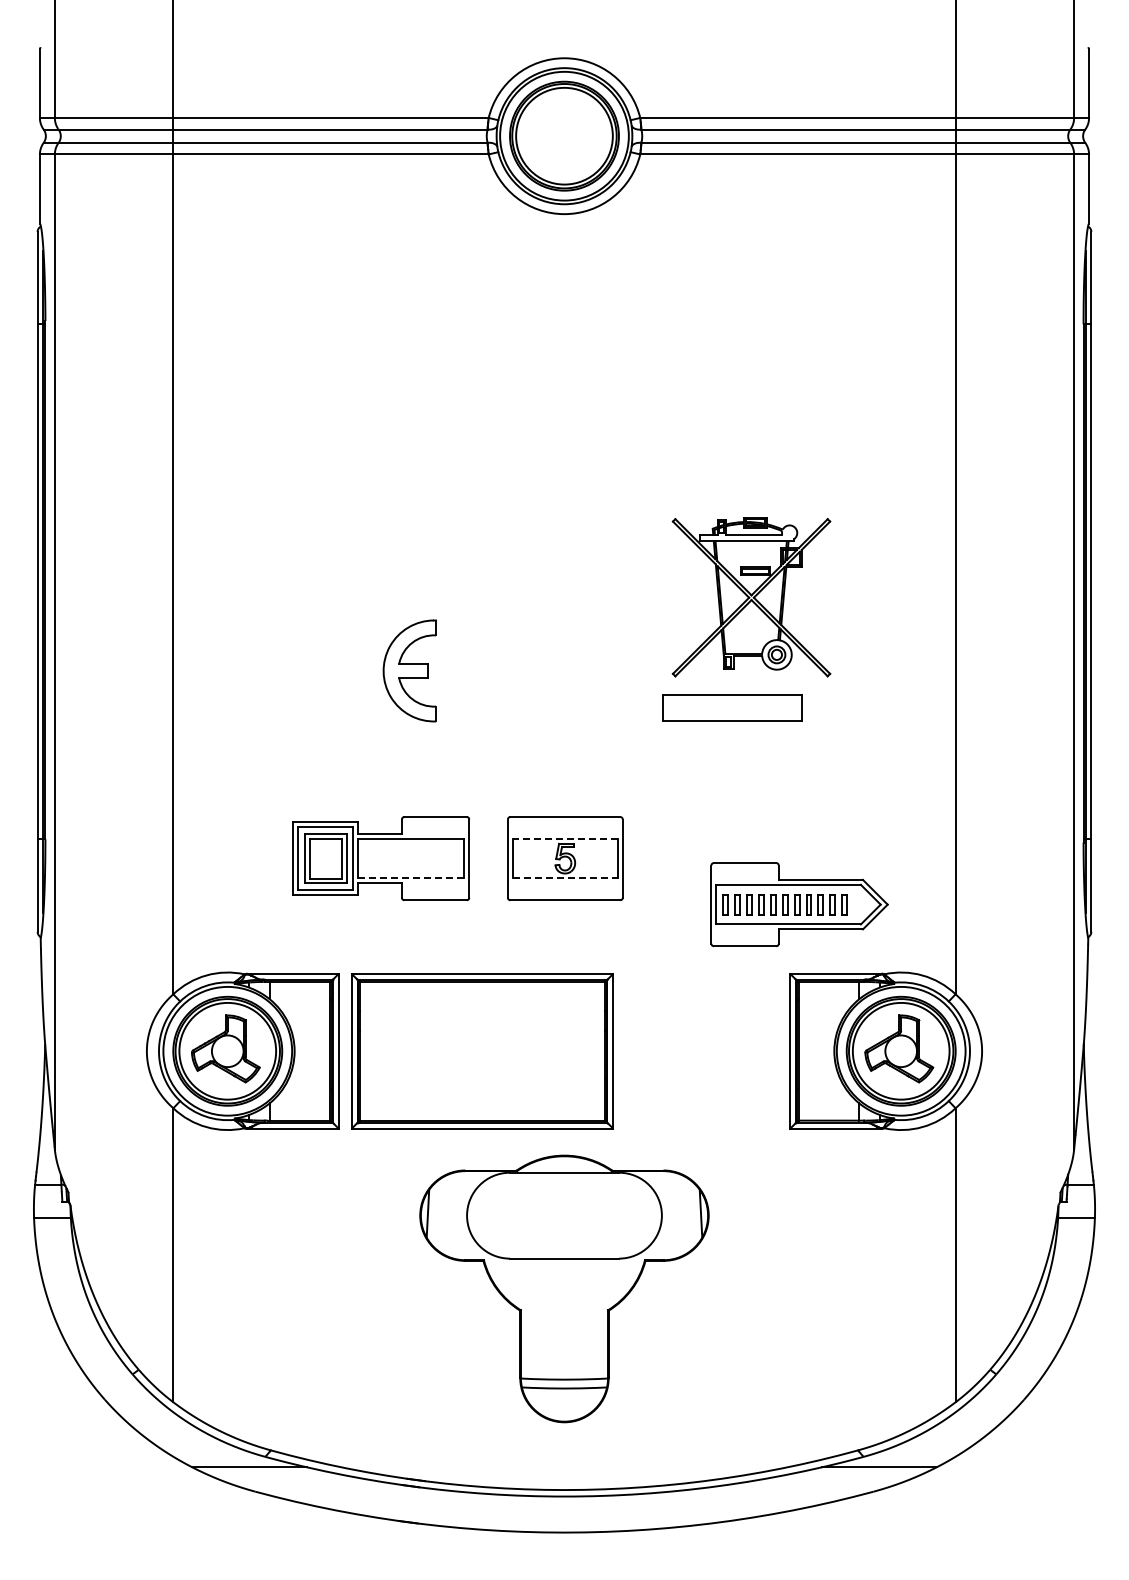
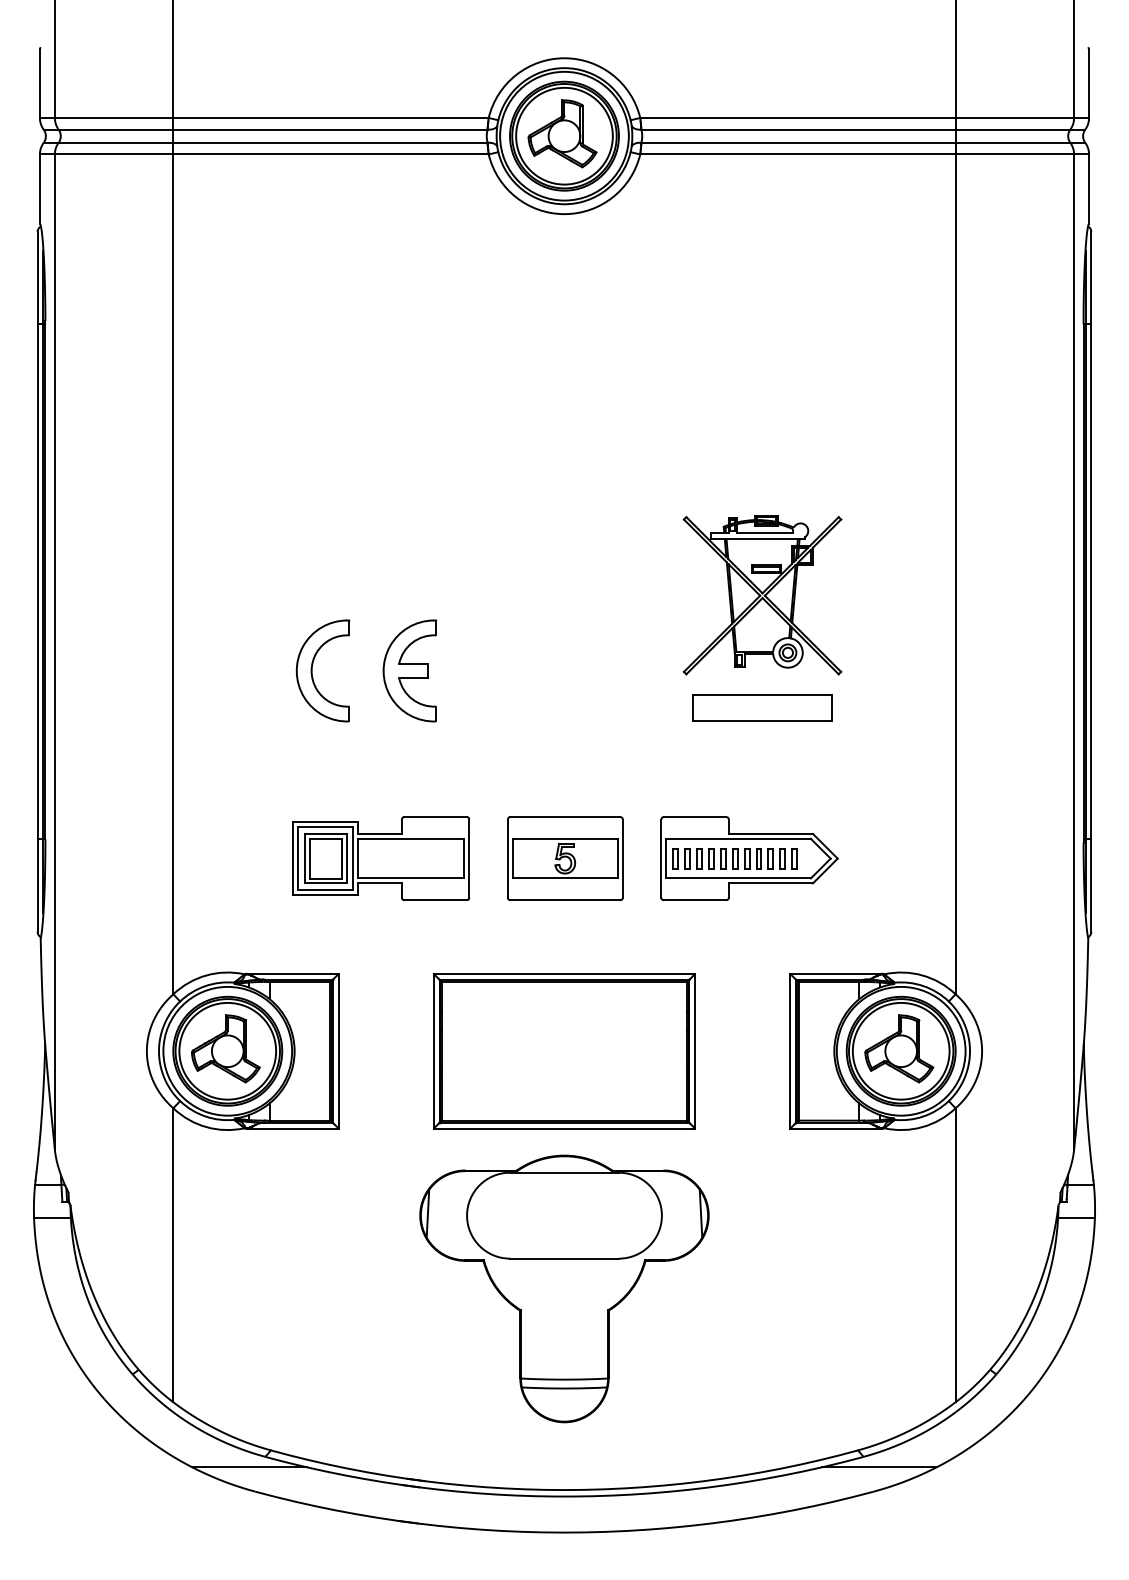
part: none -> present (562, 133)
part position: (751, 597) -> (762, 595) (762, 595)
part: none -> present (312, 670)
part position: (732, 707) -> (762, 707) (762, 707)
line: dashed -> solid (564, 838)
line: dashed -> solid (411, 878)
line: dashed -> solid (565, 878)
part position: (799, 904) -> (749, 858) (749, 858)
part position: (482, 1051) -> (564, 1051) (564, 1051)
